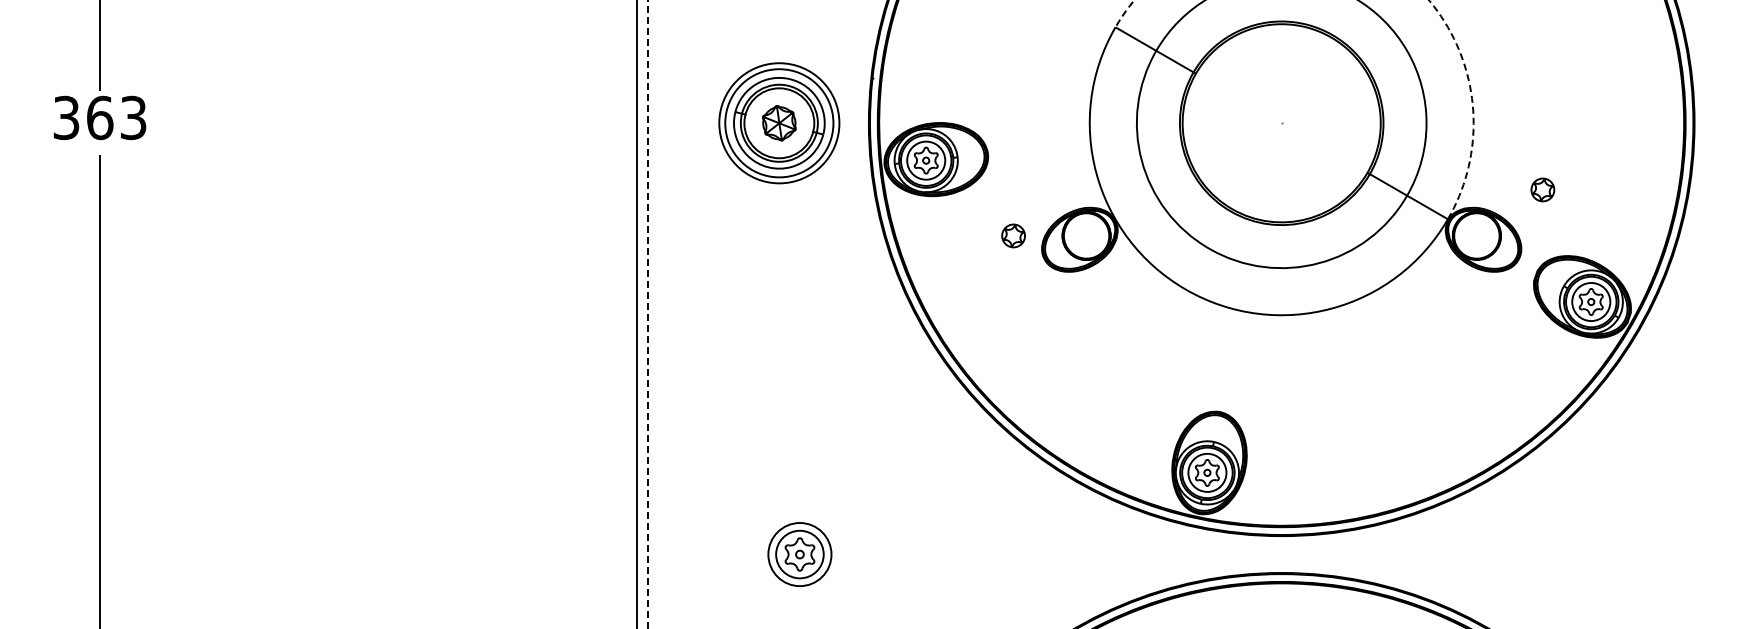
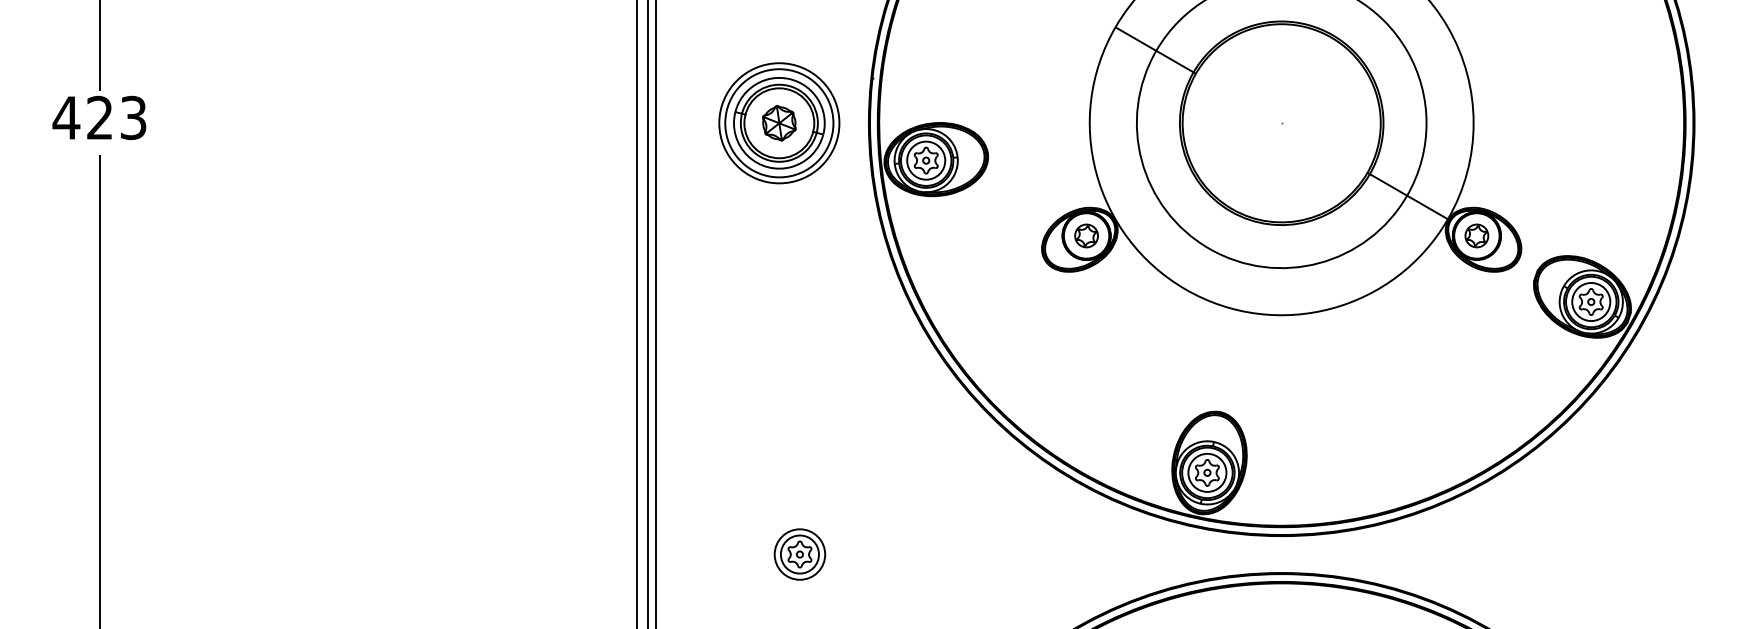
arc: dashed -> solid (1470, 89)
text: 363 -> 423 (82, 117)
part position: (1542, 189) -> (1476, 235) (1476, 235)
part position: (1013, 235) -> (1086, 235) (1086, 235)
line: none -> present (656, 313)
line: dashed -> solid (648, 314)
part size: 66x65 px -> 54x53 px (799, 554)
